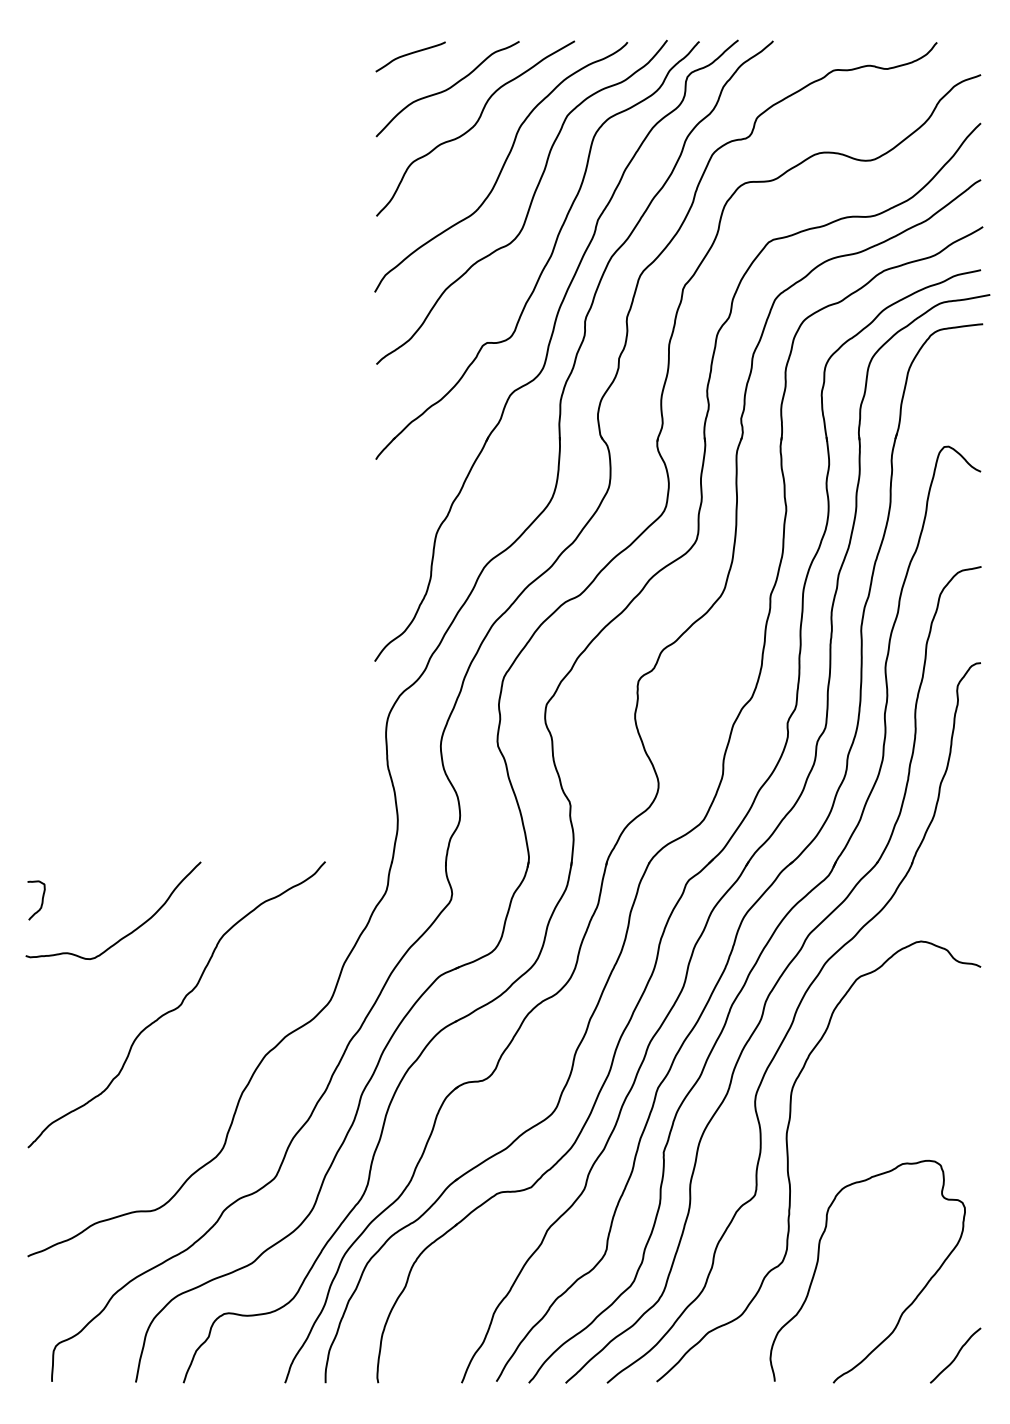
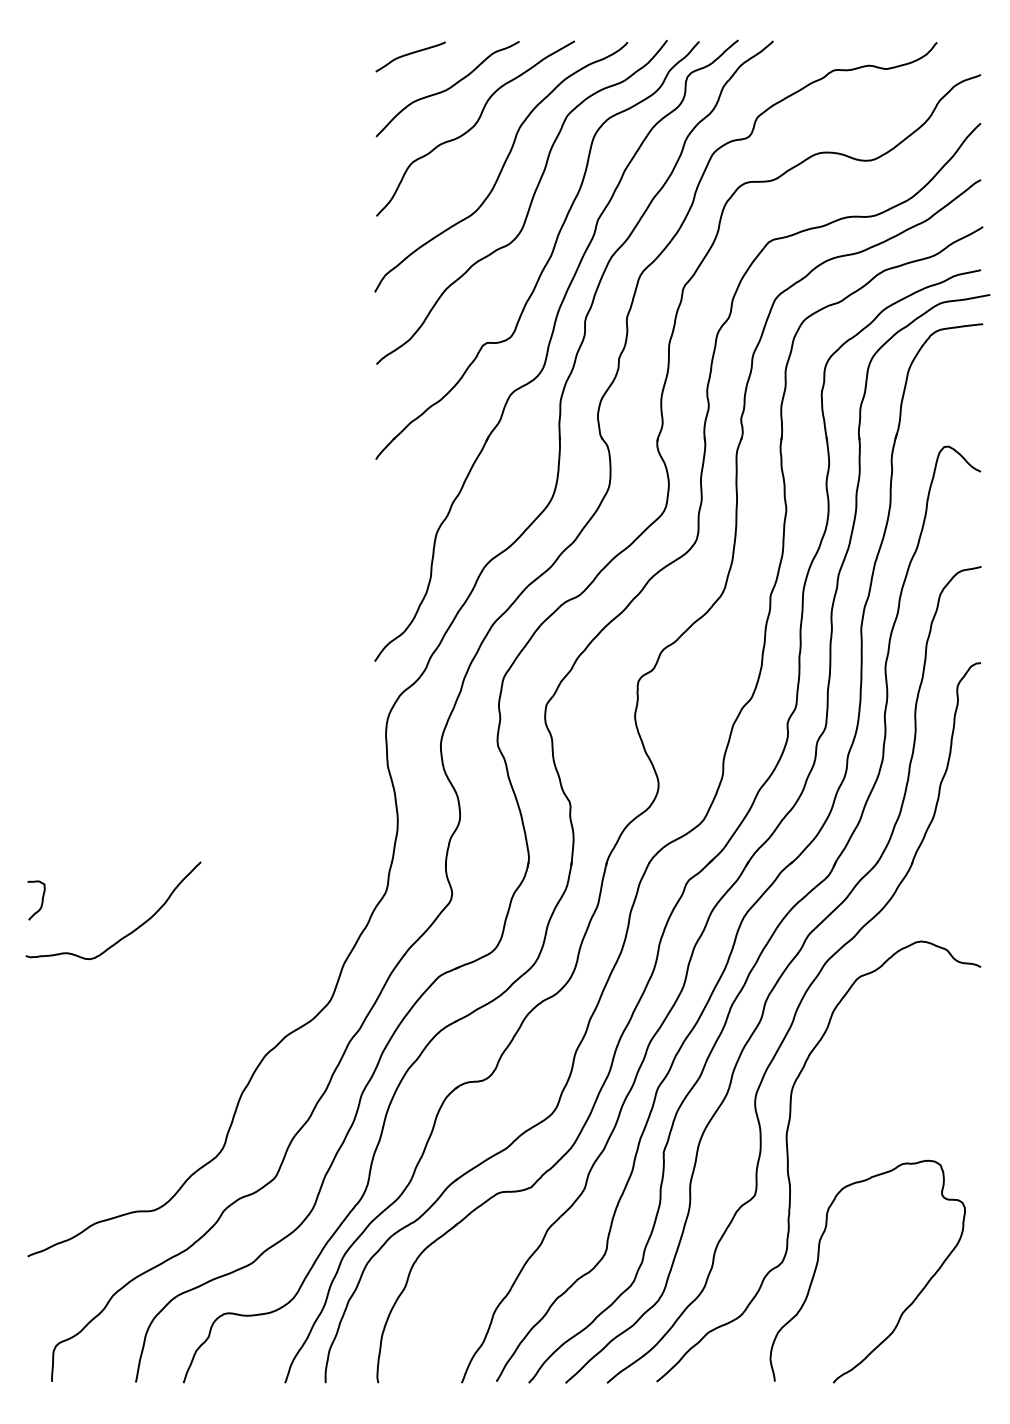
curve: present -> none (178, 1005)
curve: present -> none (956, 1355)
